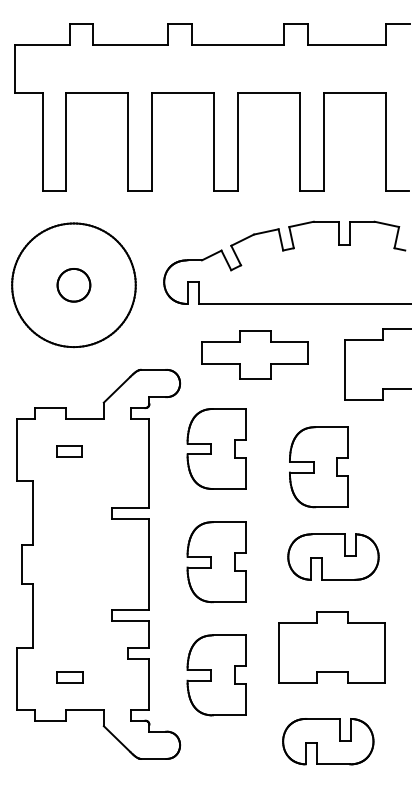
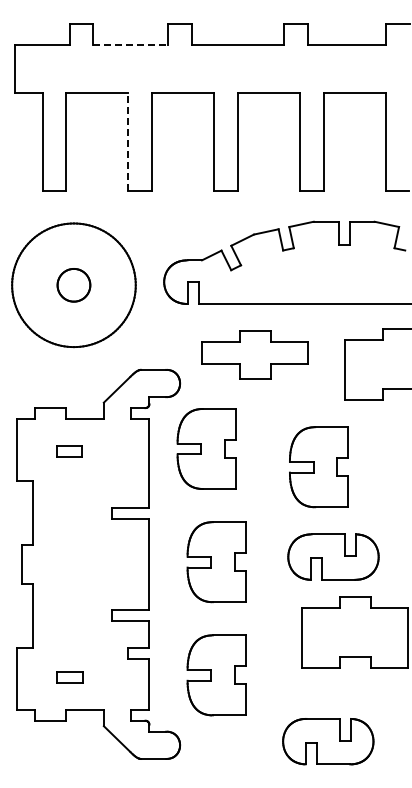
line: solid -> dashed (131, 45)
line: solid -> dashed (128, 141)
part position: (216, 448) -> (206, 448) (206, 448)
part position: (331, 647) -> (354, 632) (354, 632)
